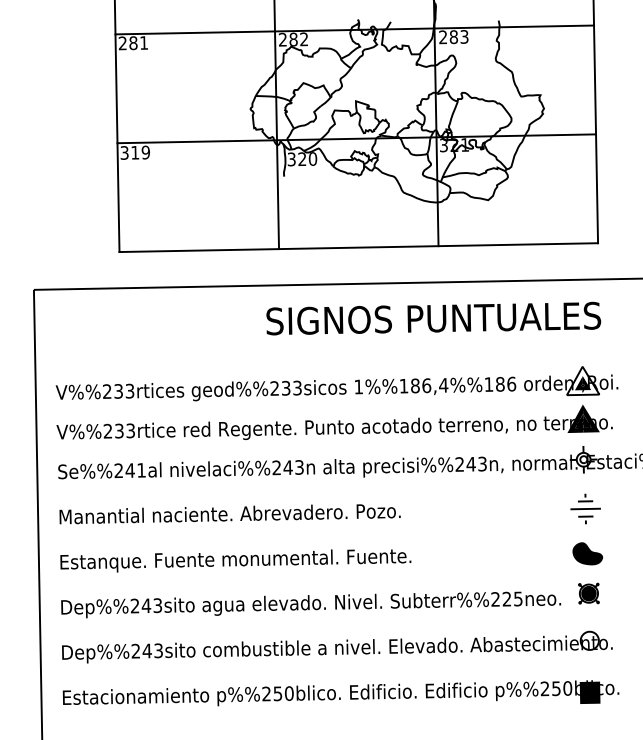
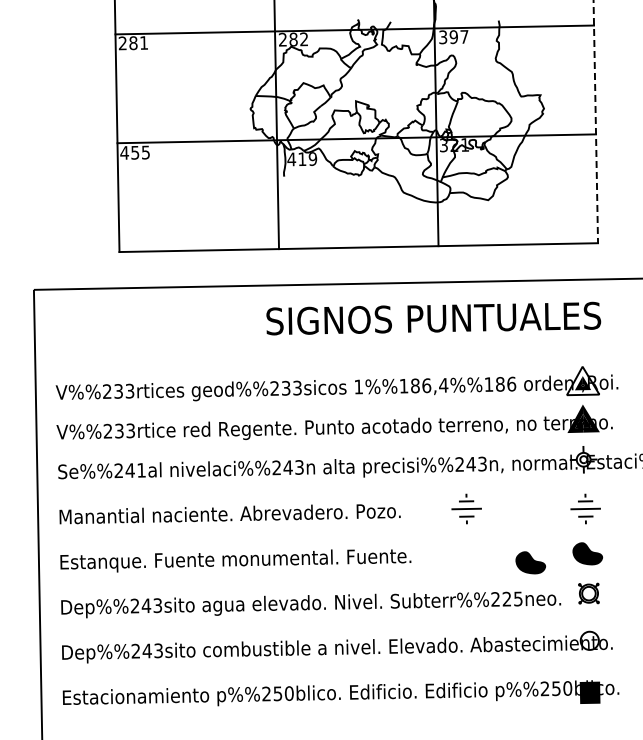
text: 283 -> 397 (453, 37)
line: solid -> dashed (595, 122)
text: 319 -> 455 (134, 152)
text: 320 -> 419 (302, 159)
part: none -> present (466, 508)
part: none -> present (530, 562)
fill: present -> none (588, 593)
